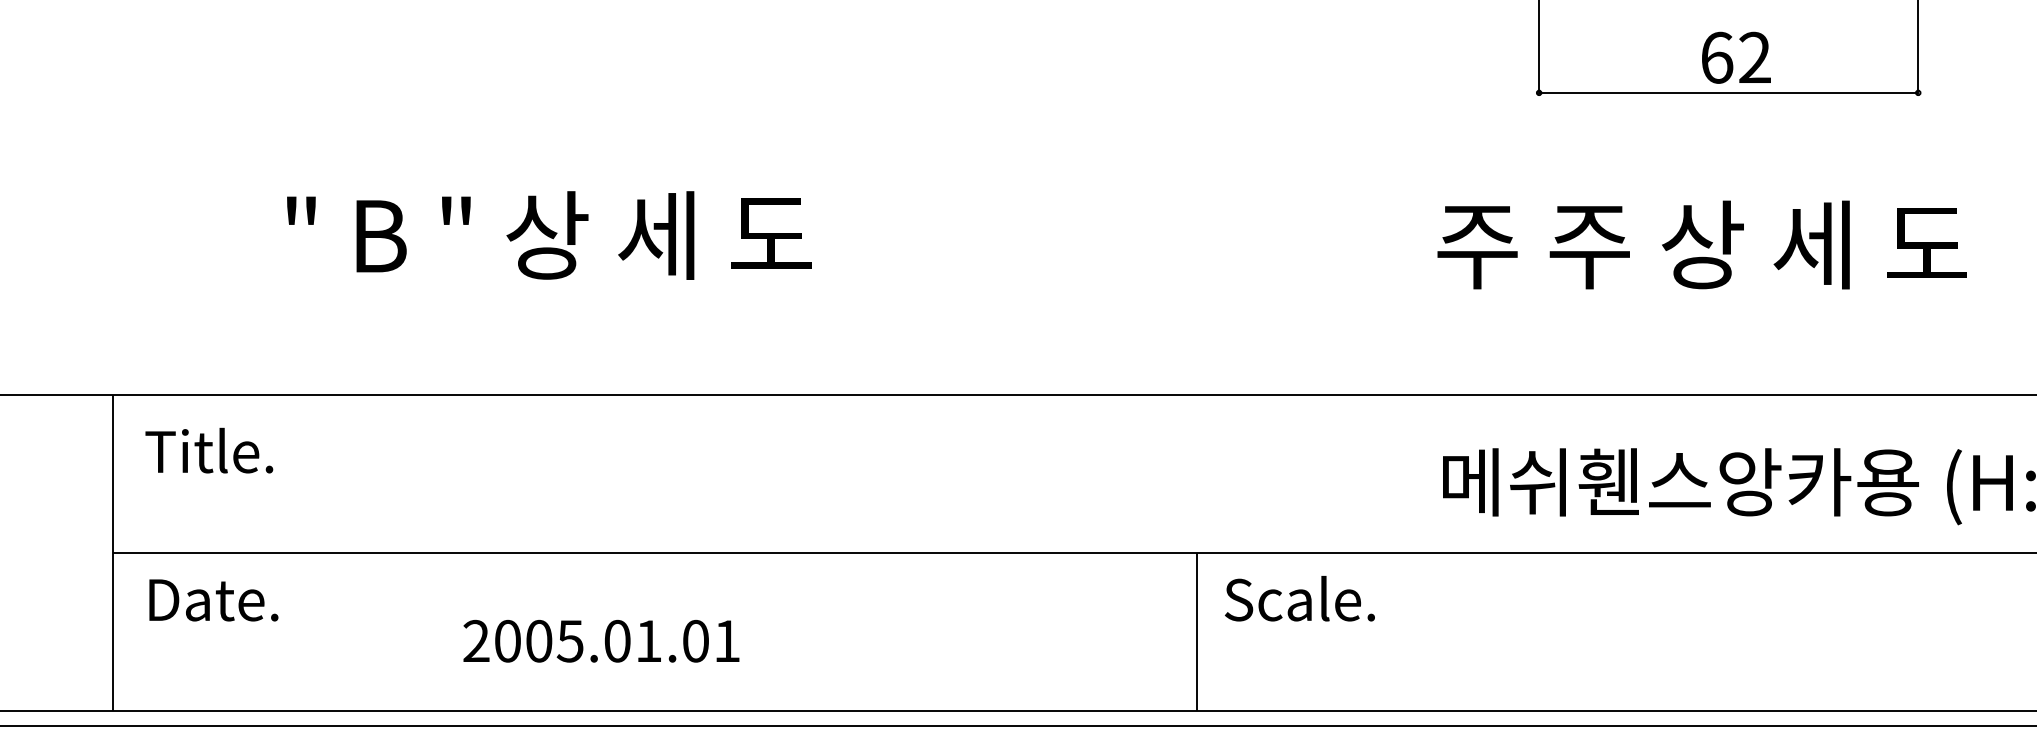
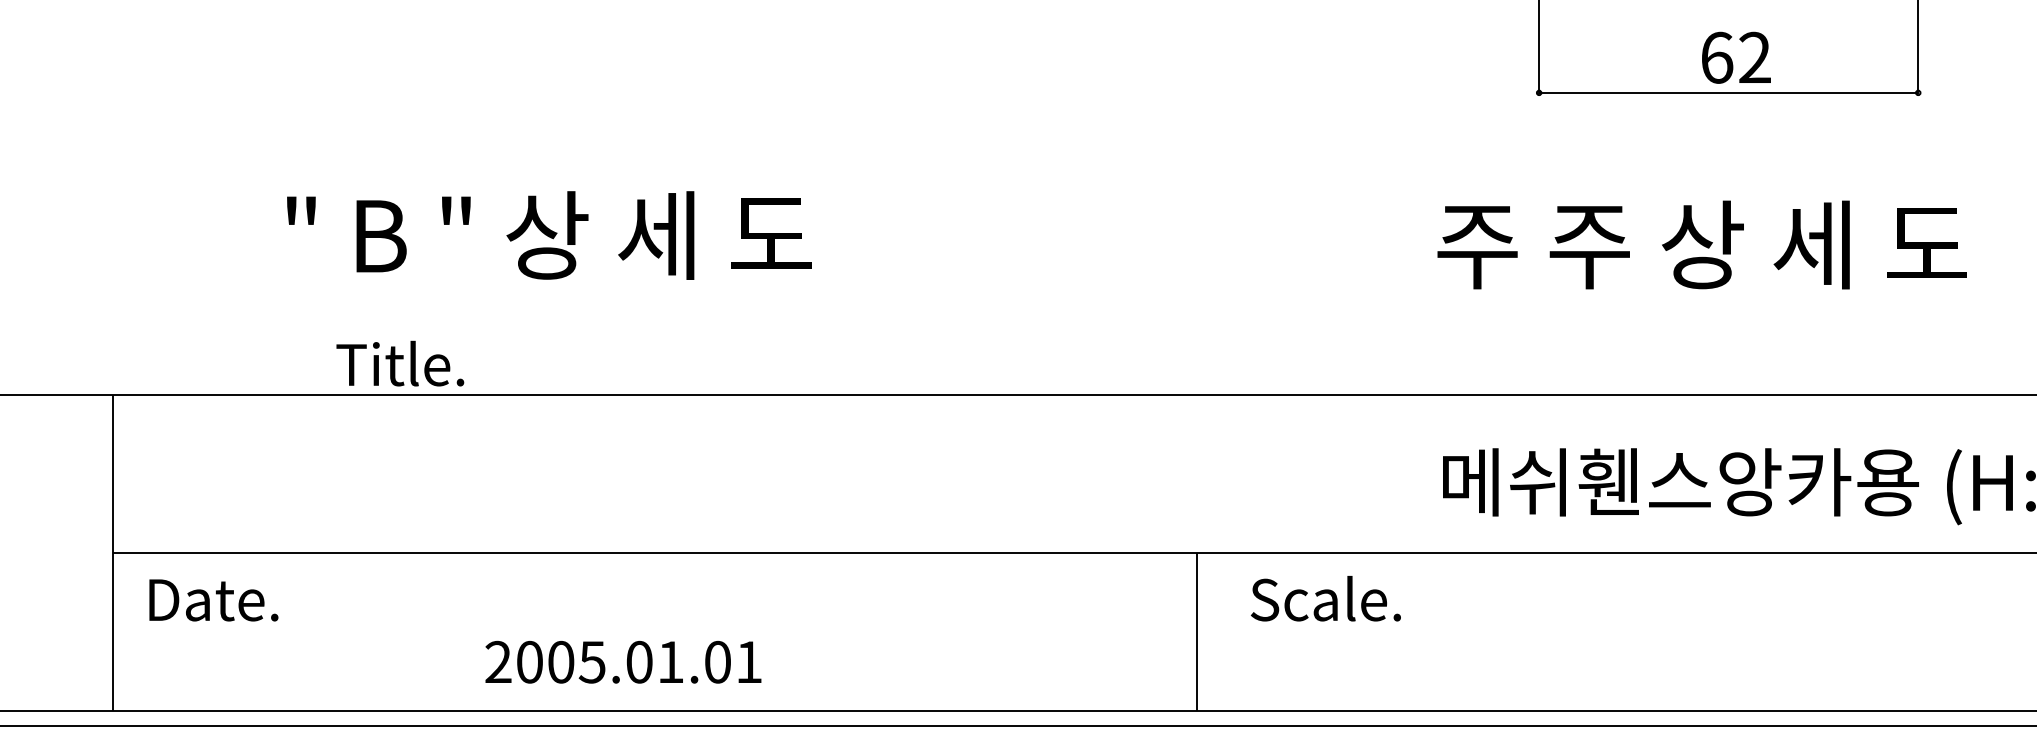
text position: (209, 450) -> (400, 363) (400, 363)
text position: (1299, 598) -> (1325, 598) (1325, 598)
text position: (601, 640) -> (623, 661) (623, 661)
